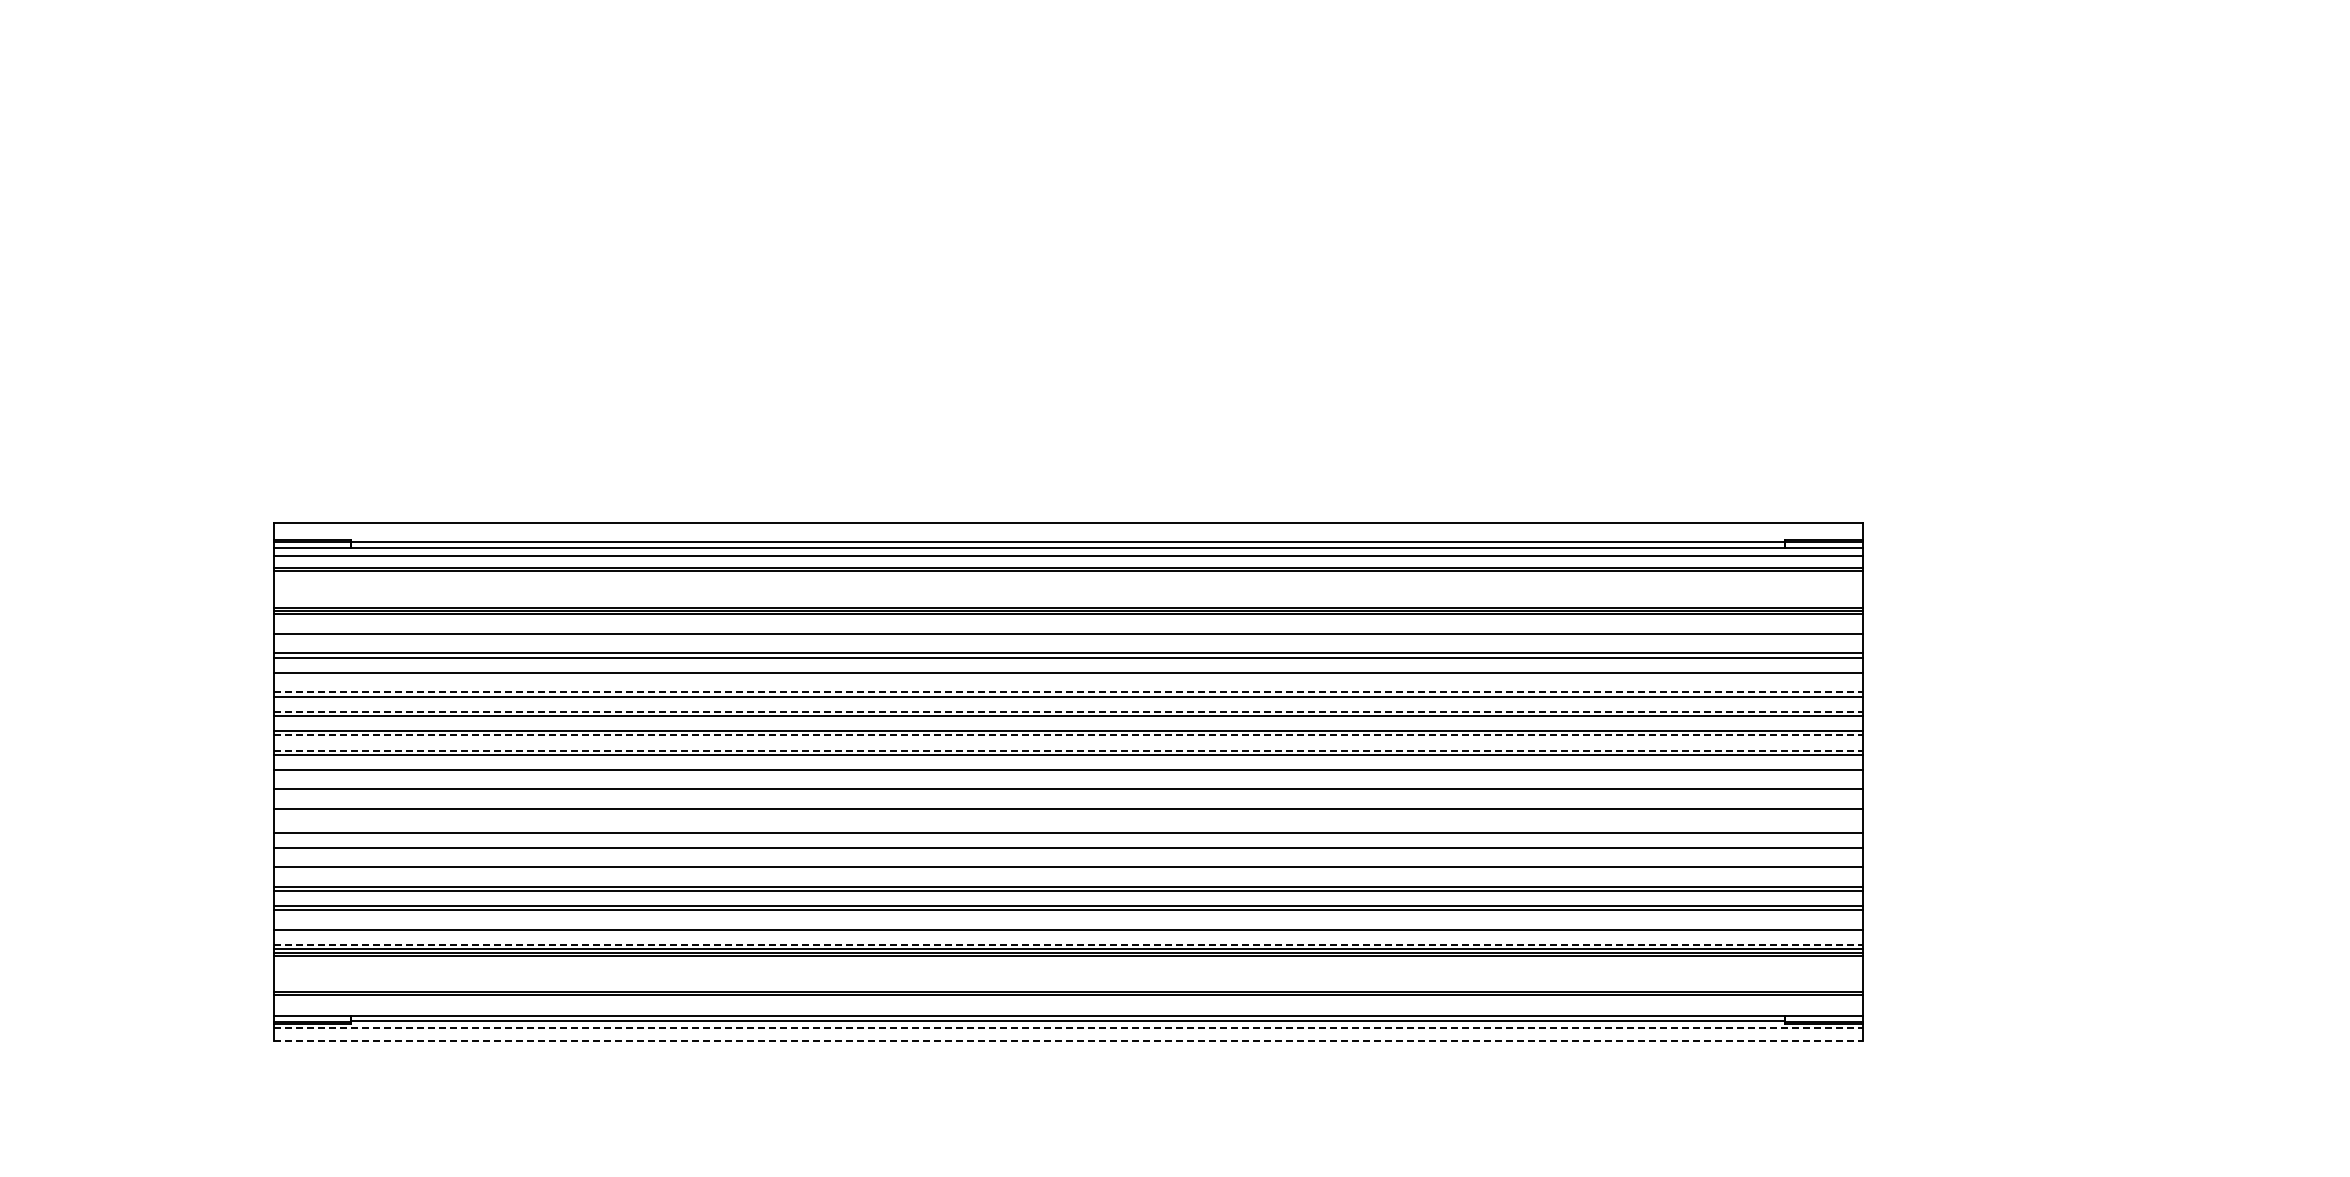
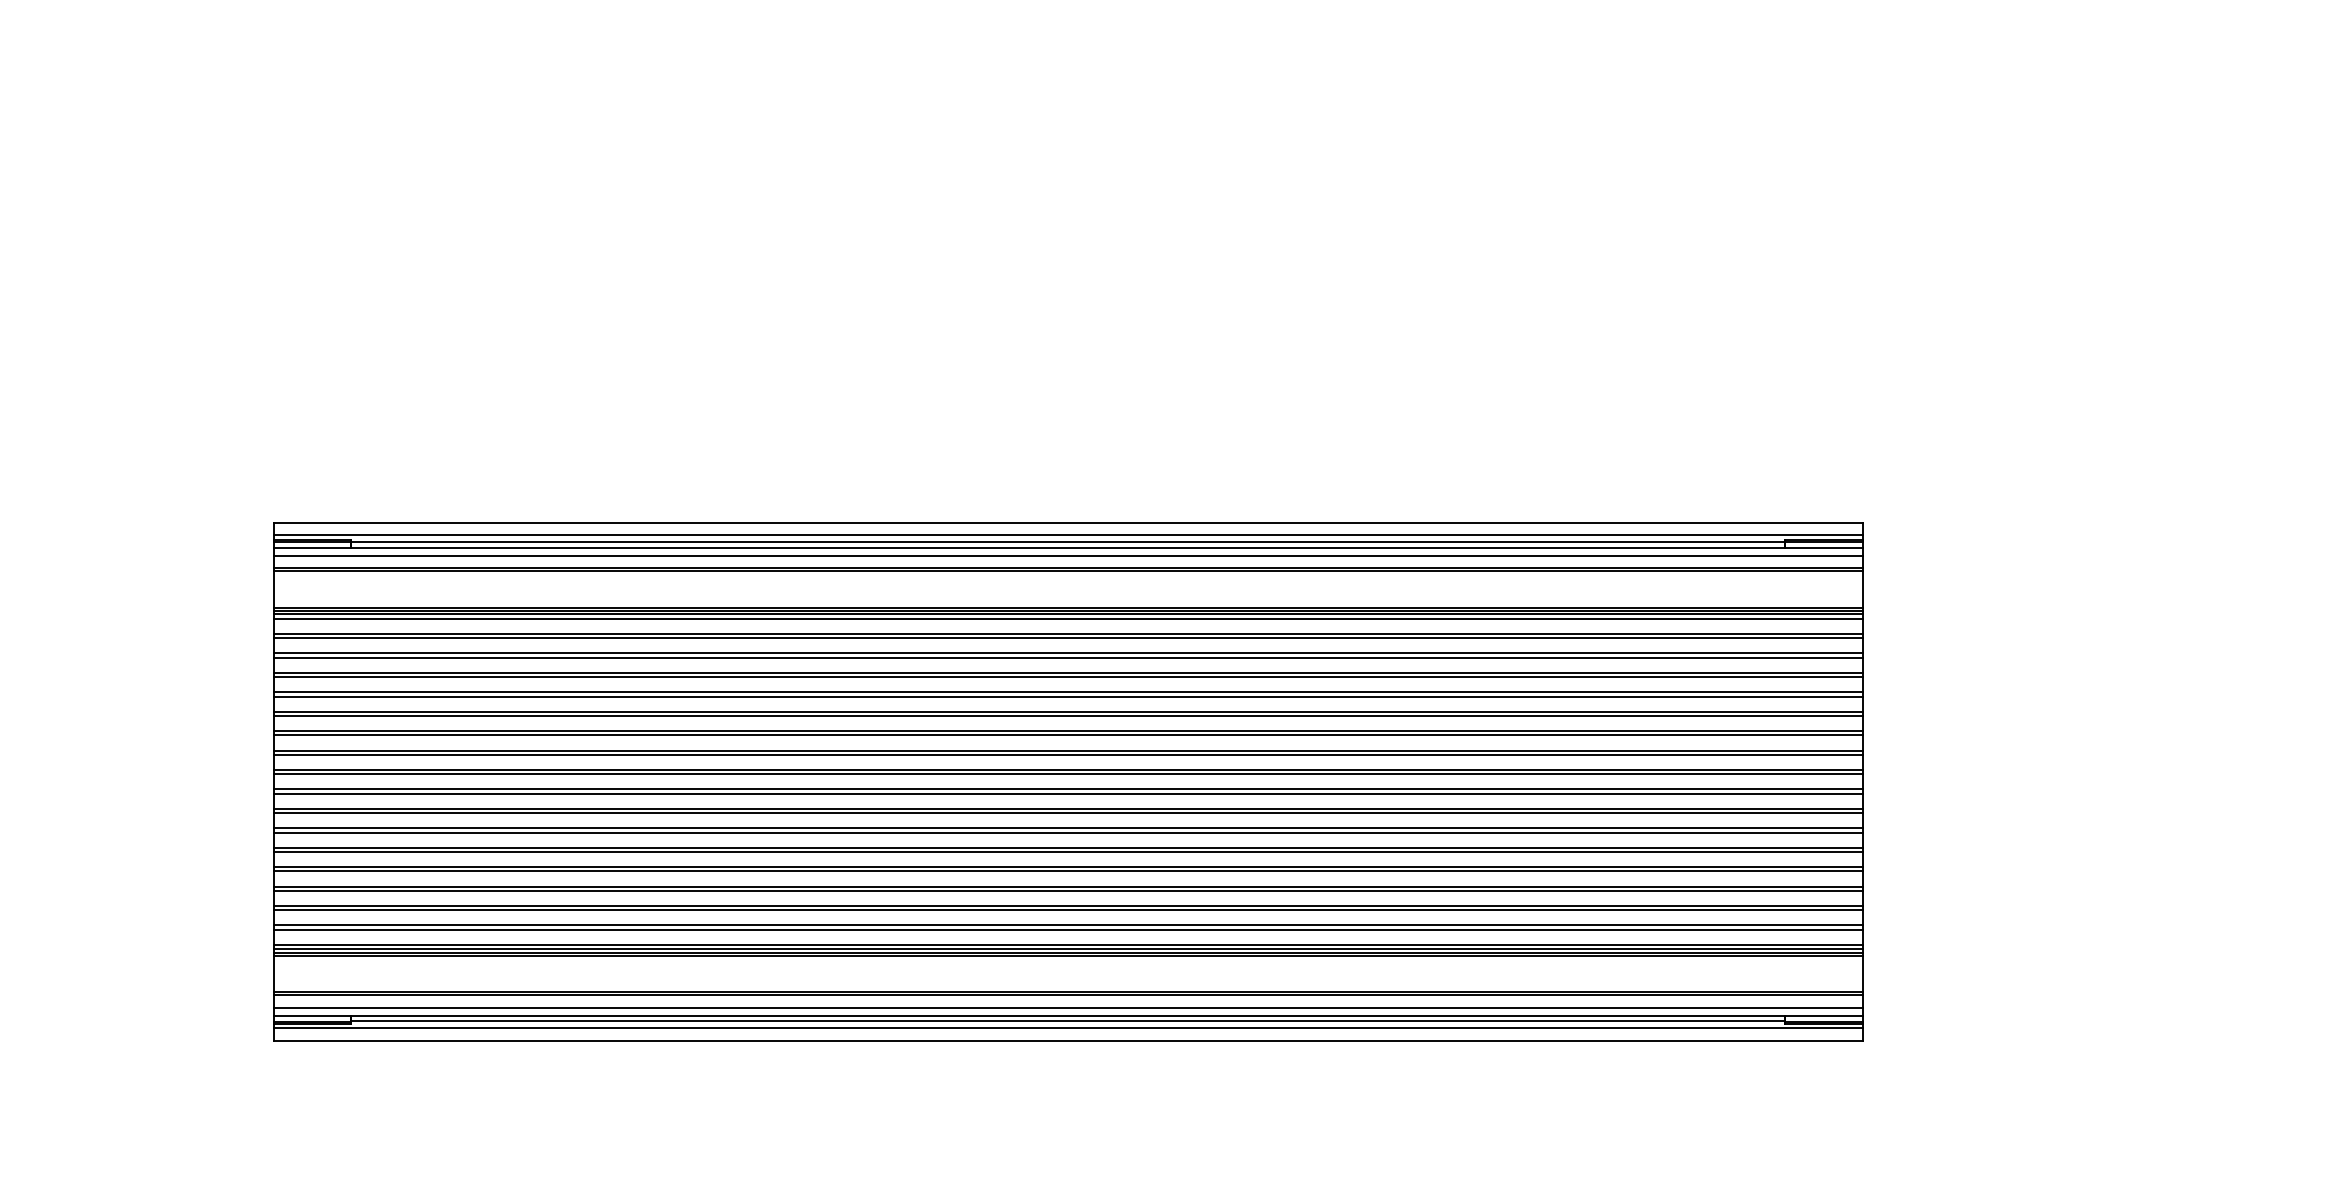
line: none -> present (1068, 535)
line: none -> present (1068, 618)
line: none -> present (1068, 638)
line: none -> present (1068, 677)
line: dashed -> solid (1068, 692)
line: dashed -> solid (1068, 711)
line: dashed -> solid (1068, 735)
line: dashed -> solid (1068, 750)
line: none -> present (1068, 774)
line: none -> present (1068, 793)
line: none -> present (1068, 813)
line: none -> present (1068, 828)
line: none -> present (1068, 852)
line: none -> present (1068, 871)
line: none -> present (1068, 925)
line: dashed -> solid (1068, 944)
line: none -> present (1068, 1008)
line: dashed -> solid (1068, 1028)
line: dashed -> solid (1068, 1040)
